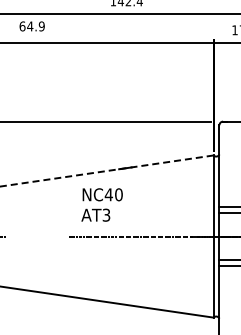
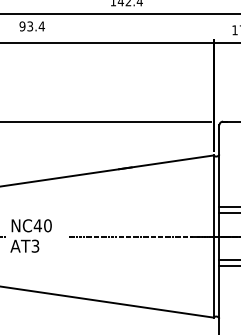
text: 64.9 -> 93.4 (31, 26)
line: dashed -> solid (107, 171)
text position: (101, 204) -> (30, 235) (30, 235)
